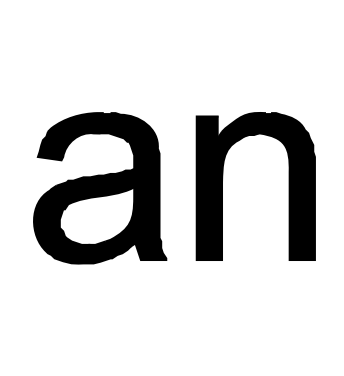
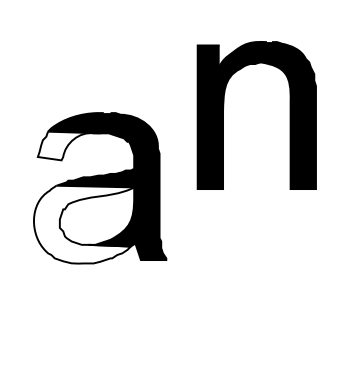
fill: present -> none (68, 145)
part position: (222, 186) -> (223, 115) (223, 115)
fill: present -> none (84, 224)
